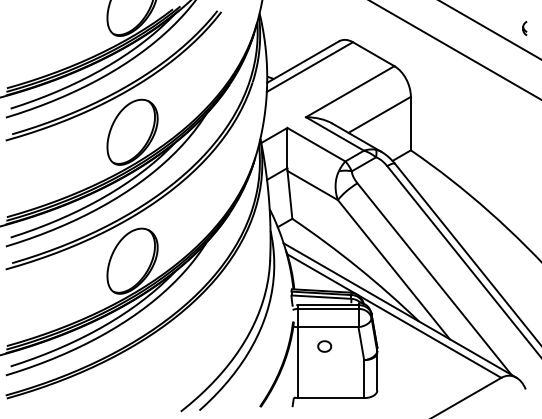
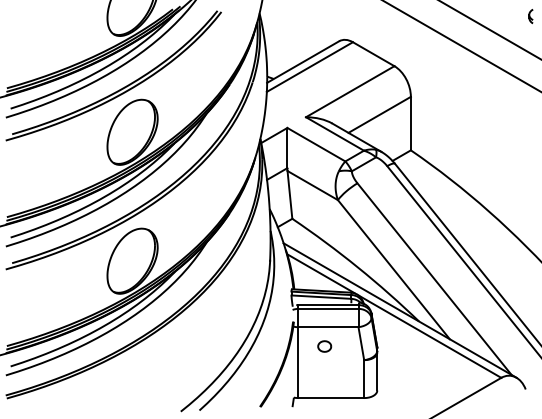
part position: (524, 28) -> (530, 16) (530, 16)
line position: (454, 50) -> (461, 46) (461, 46)
